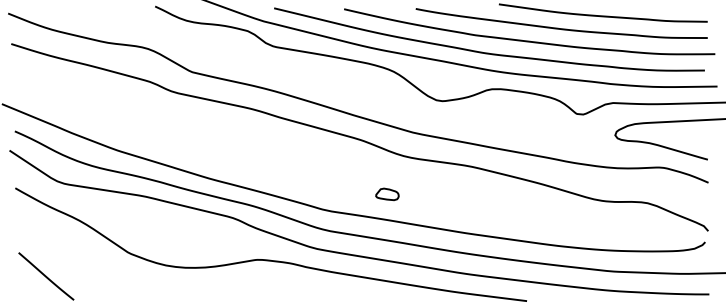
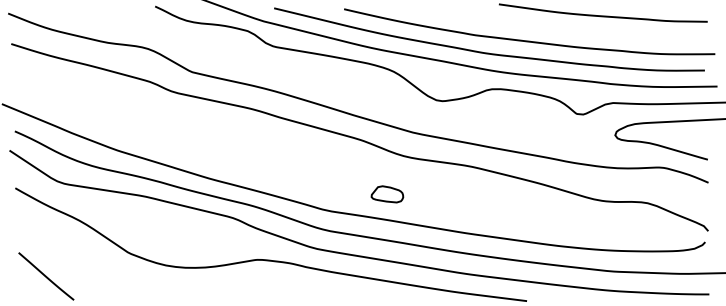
curve: present -> none (558, 27)
part size: 25x15 px -> 35x19 px (387, 194)
